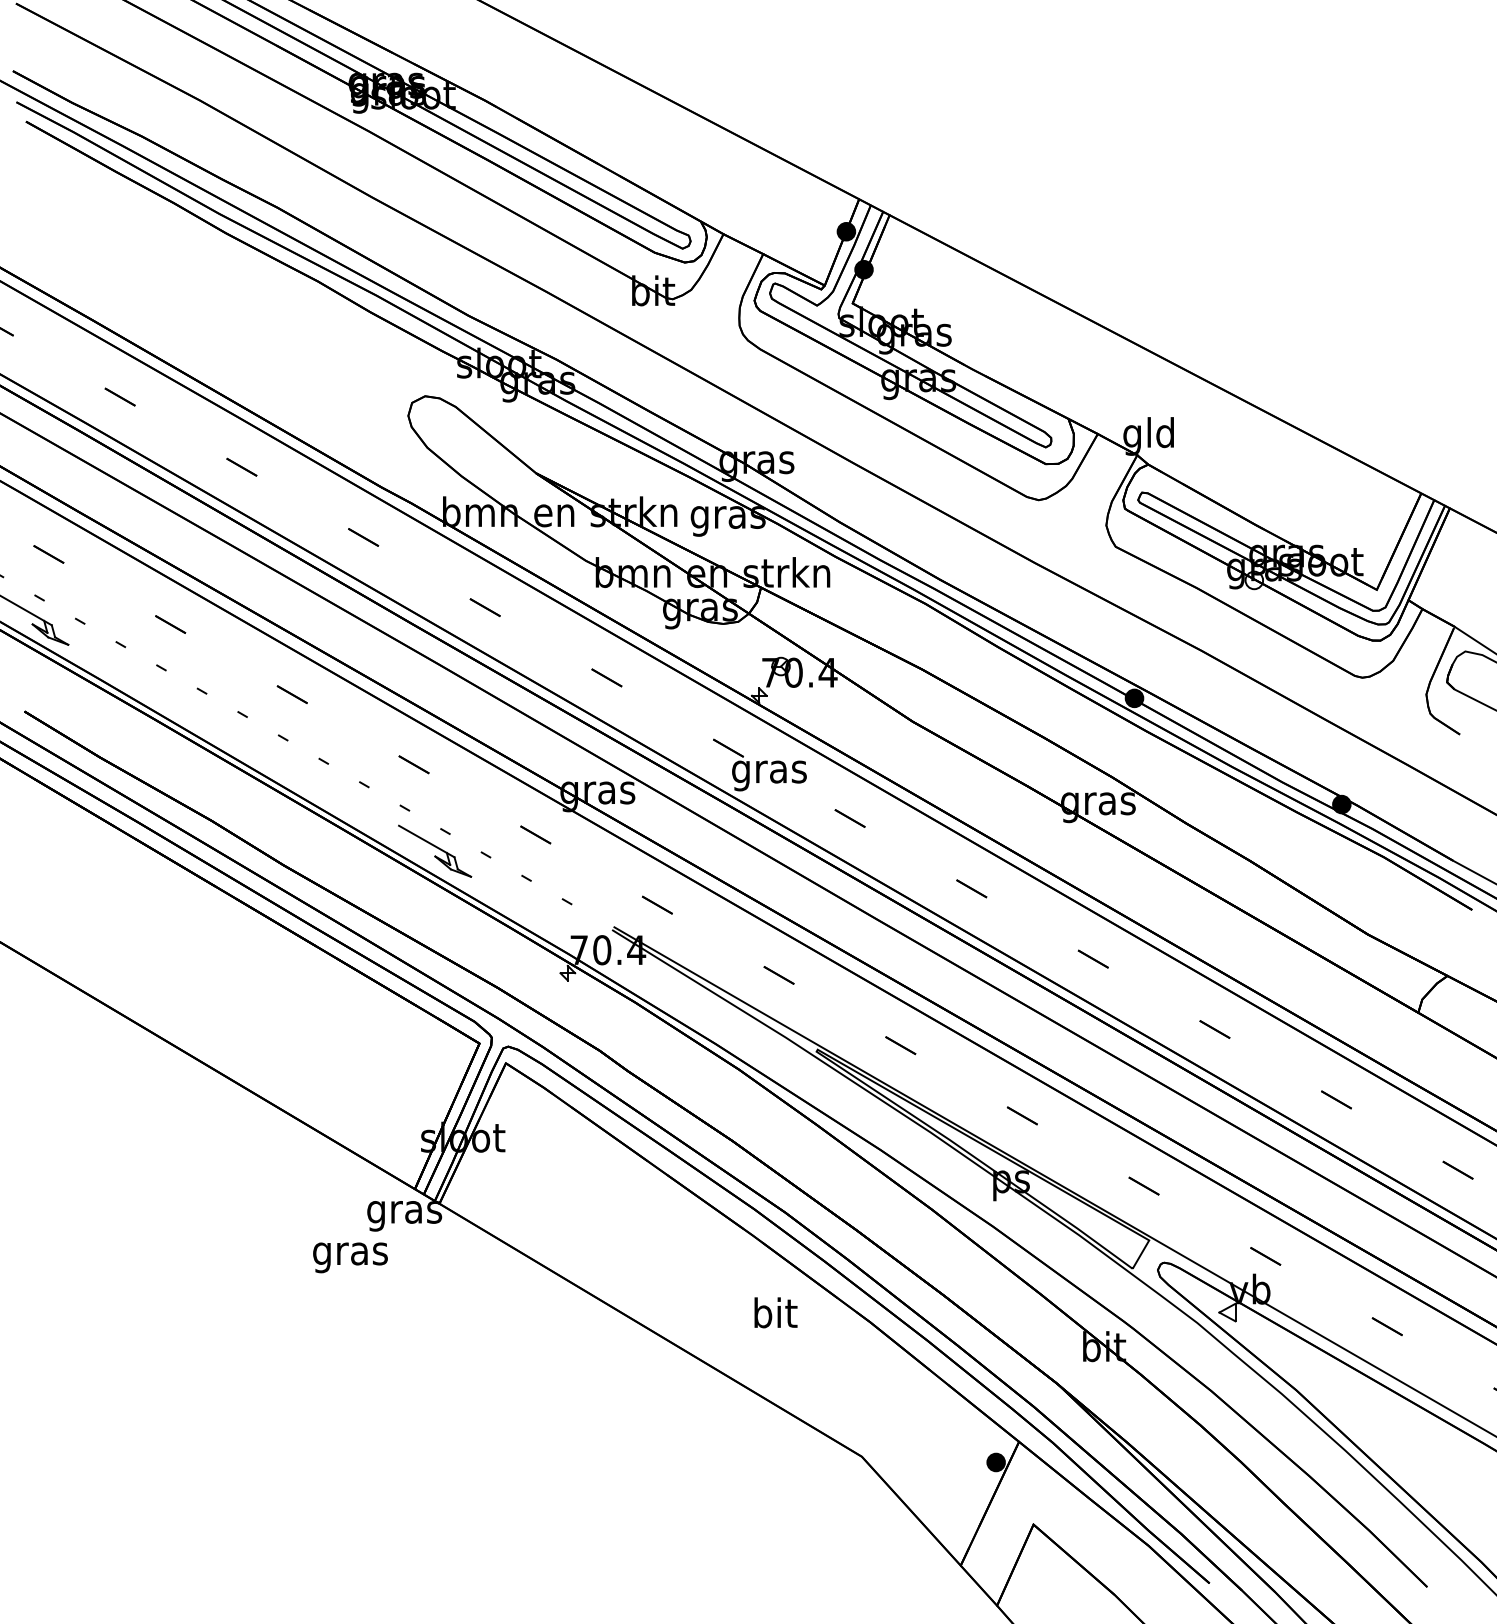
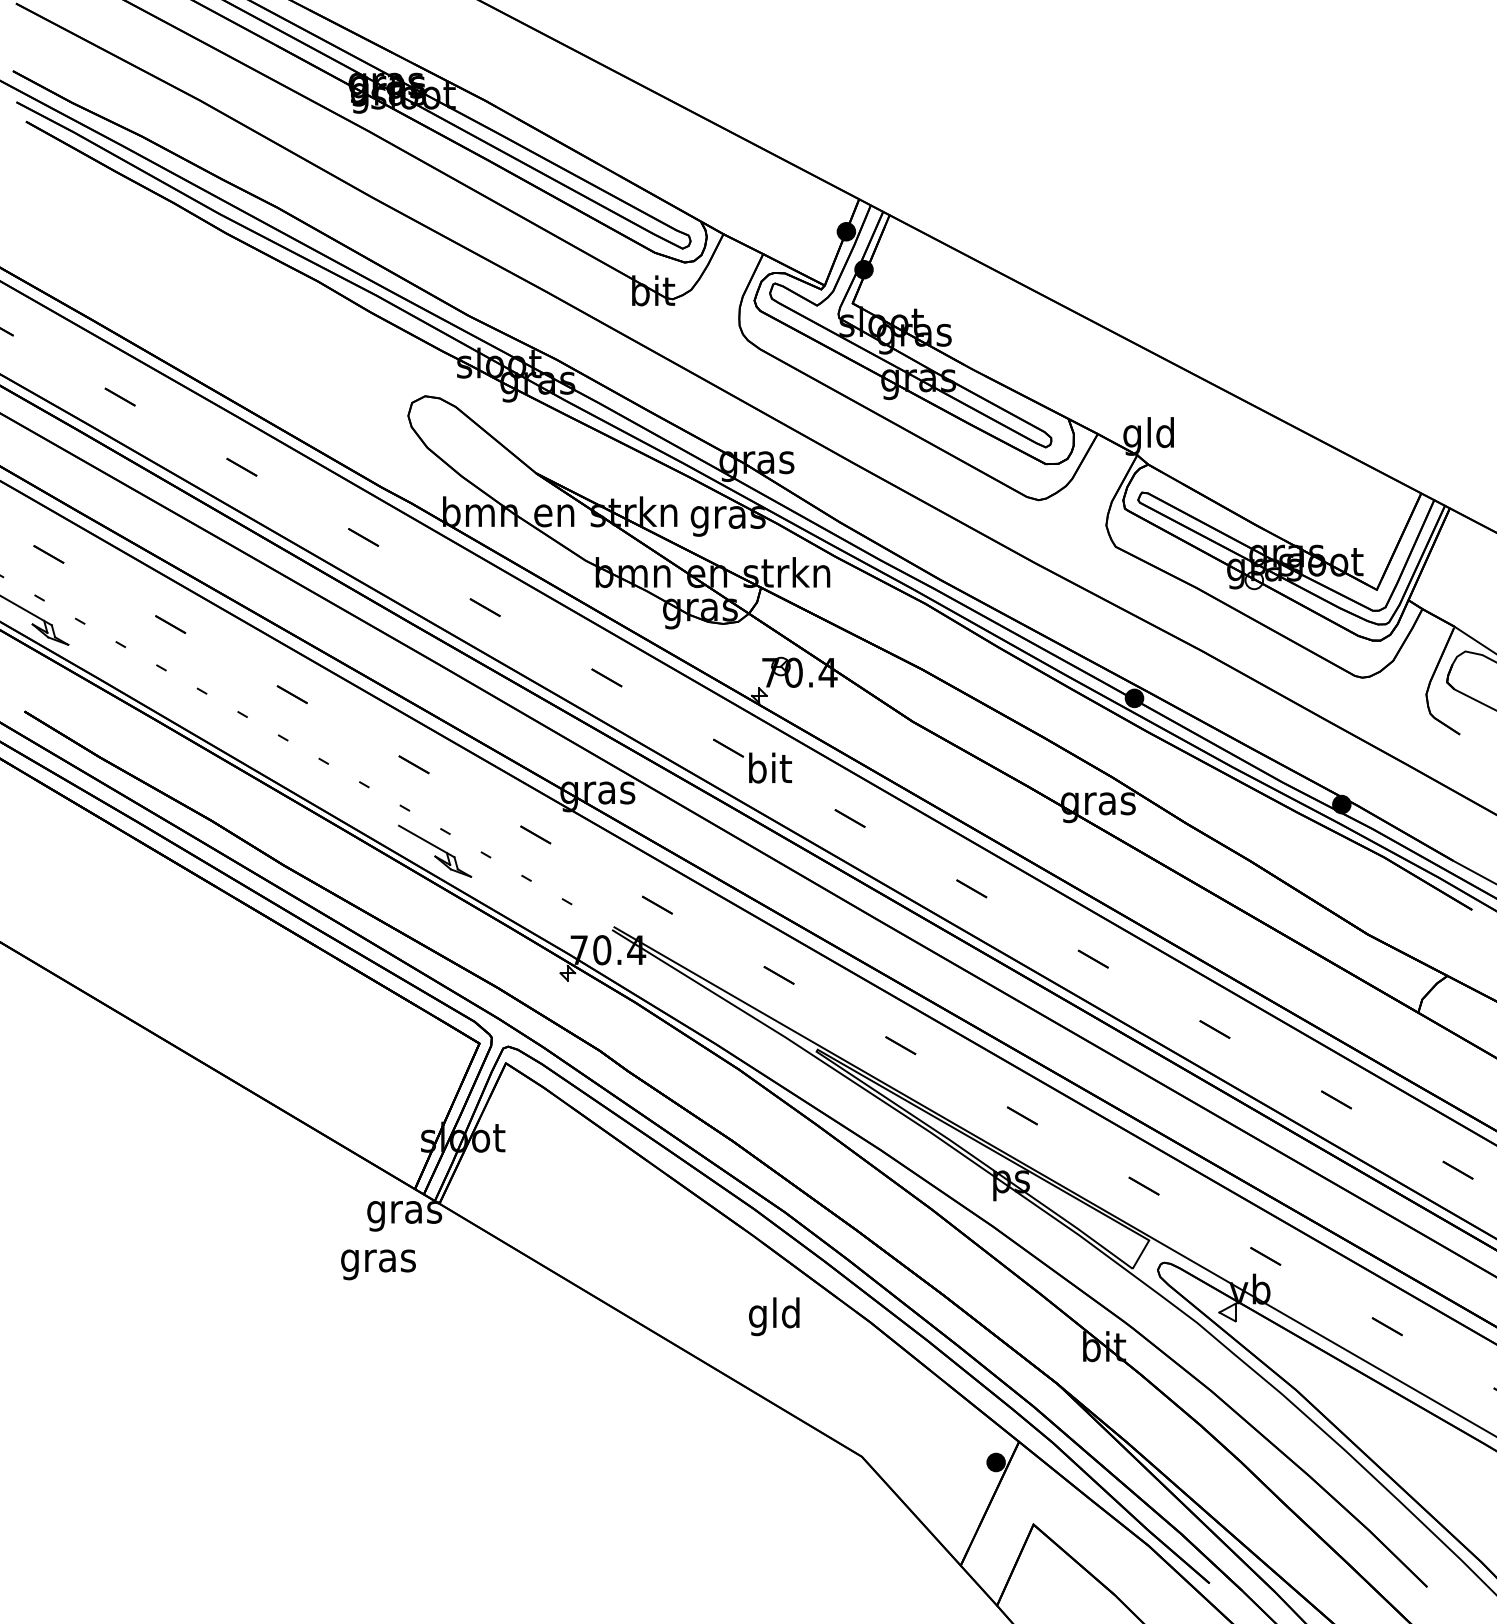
text: gras -> bit (769, 771)
text position: (350, 1257) -> (378, 1264) (378, 1264)
text: bit -> gld (774, 1316)
